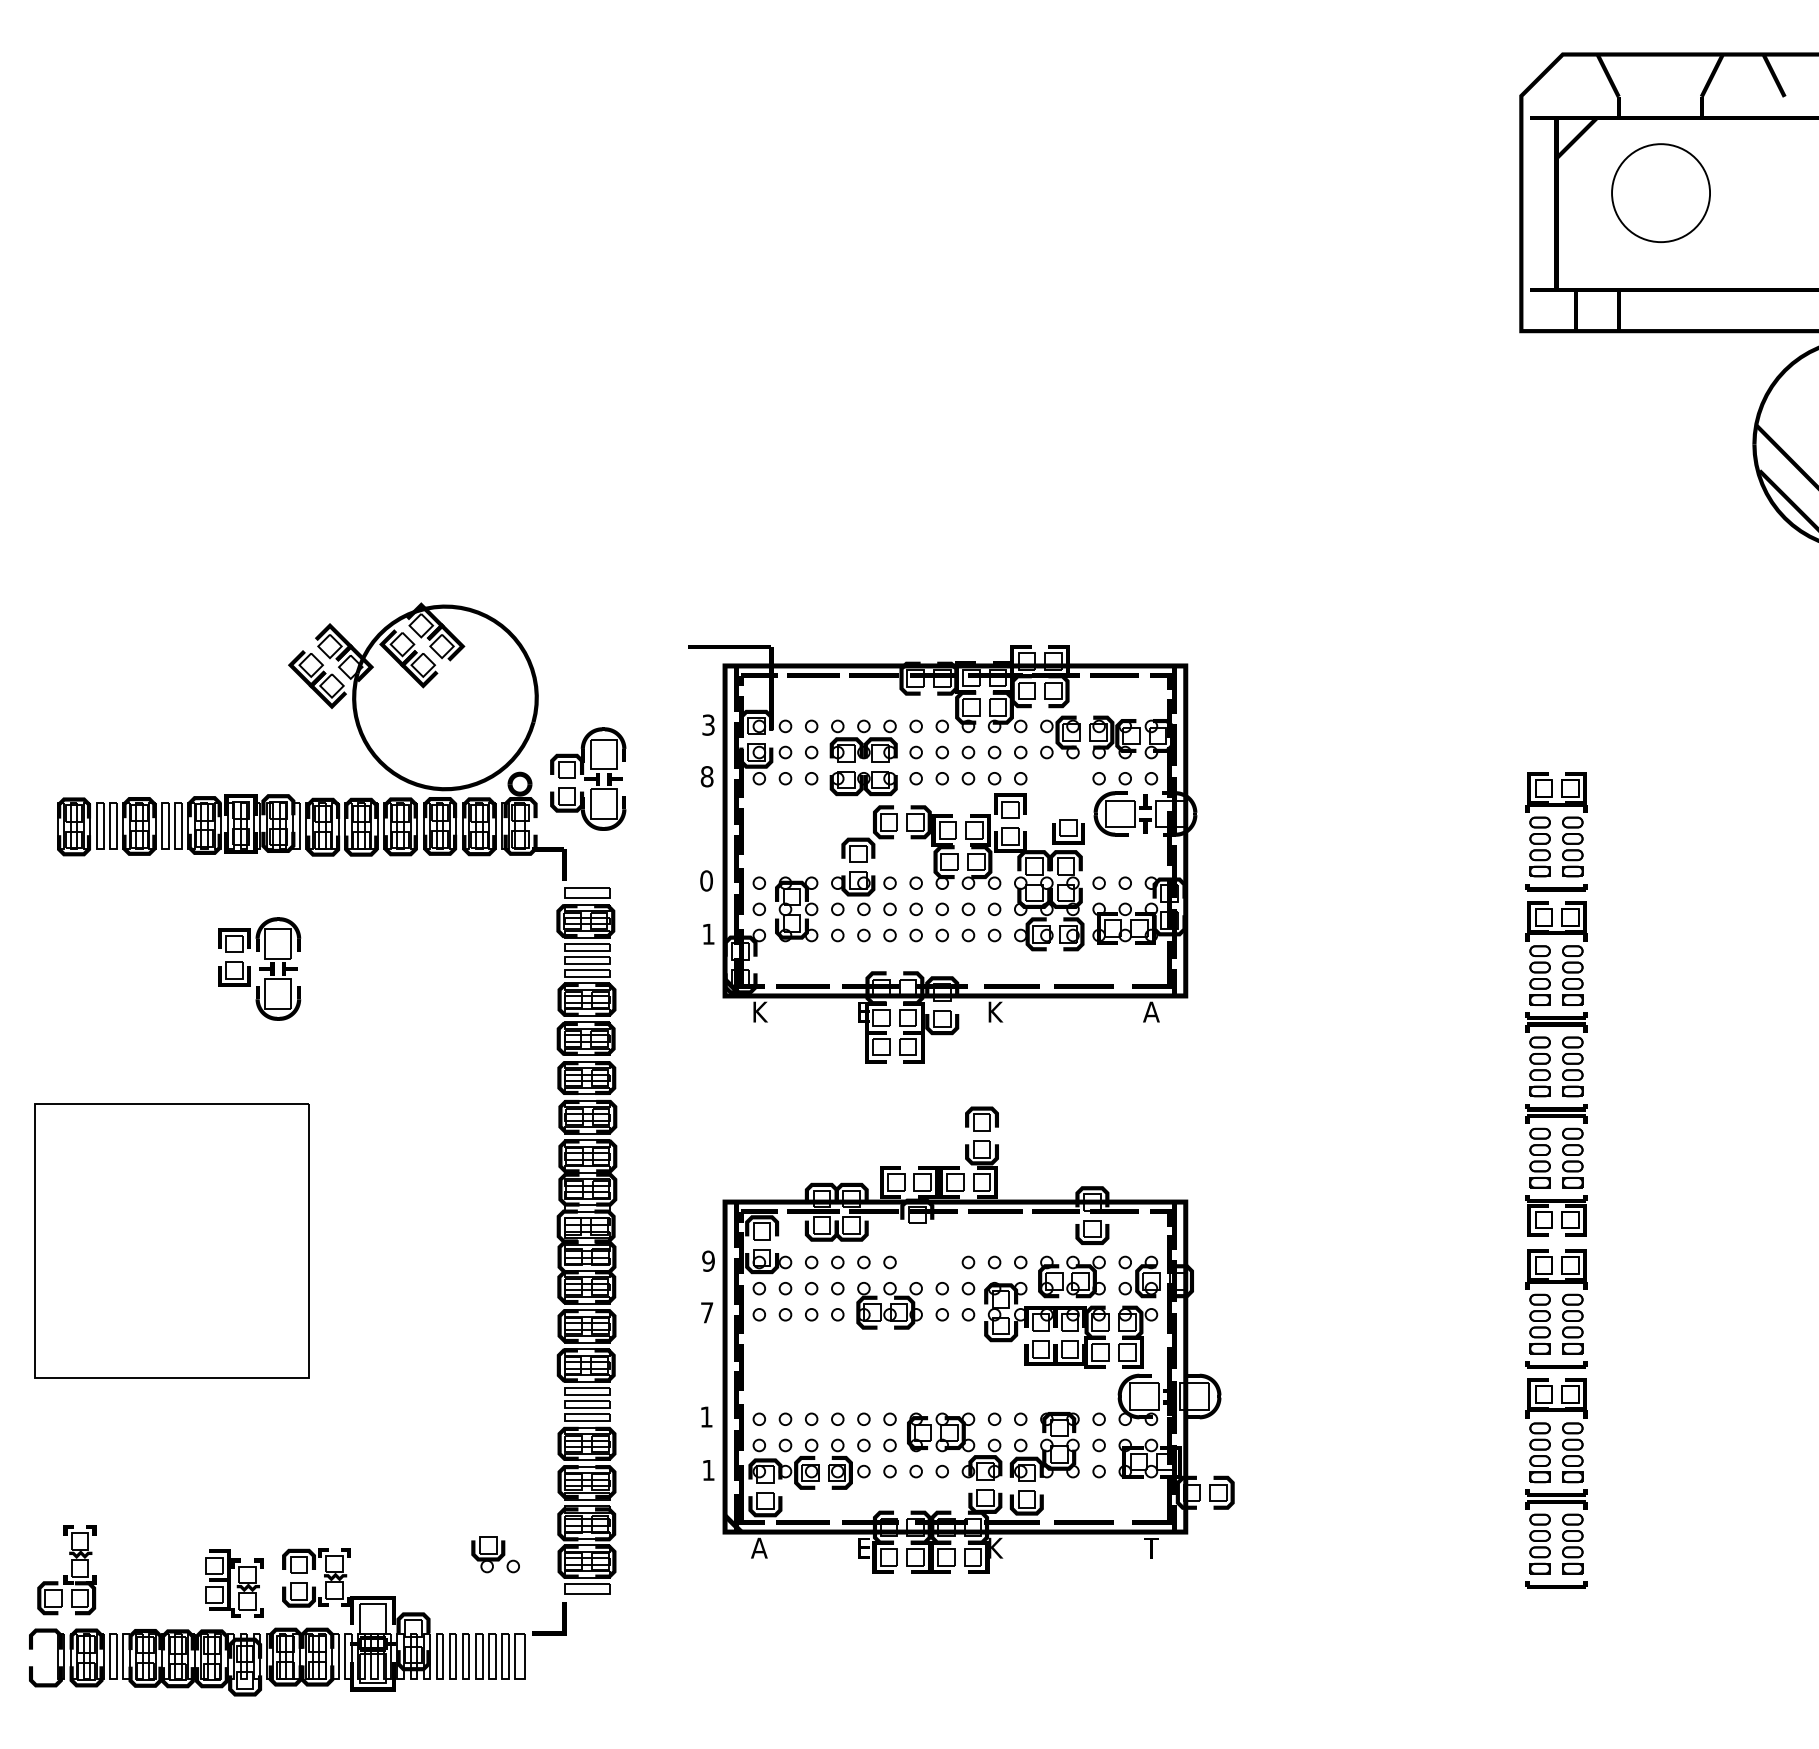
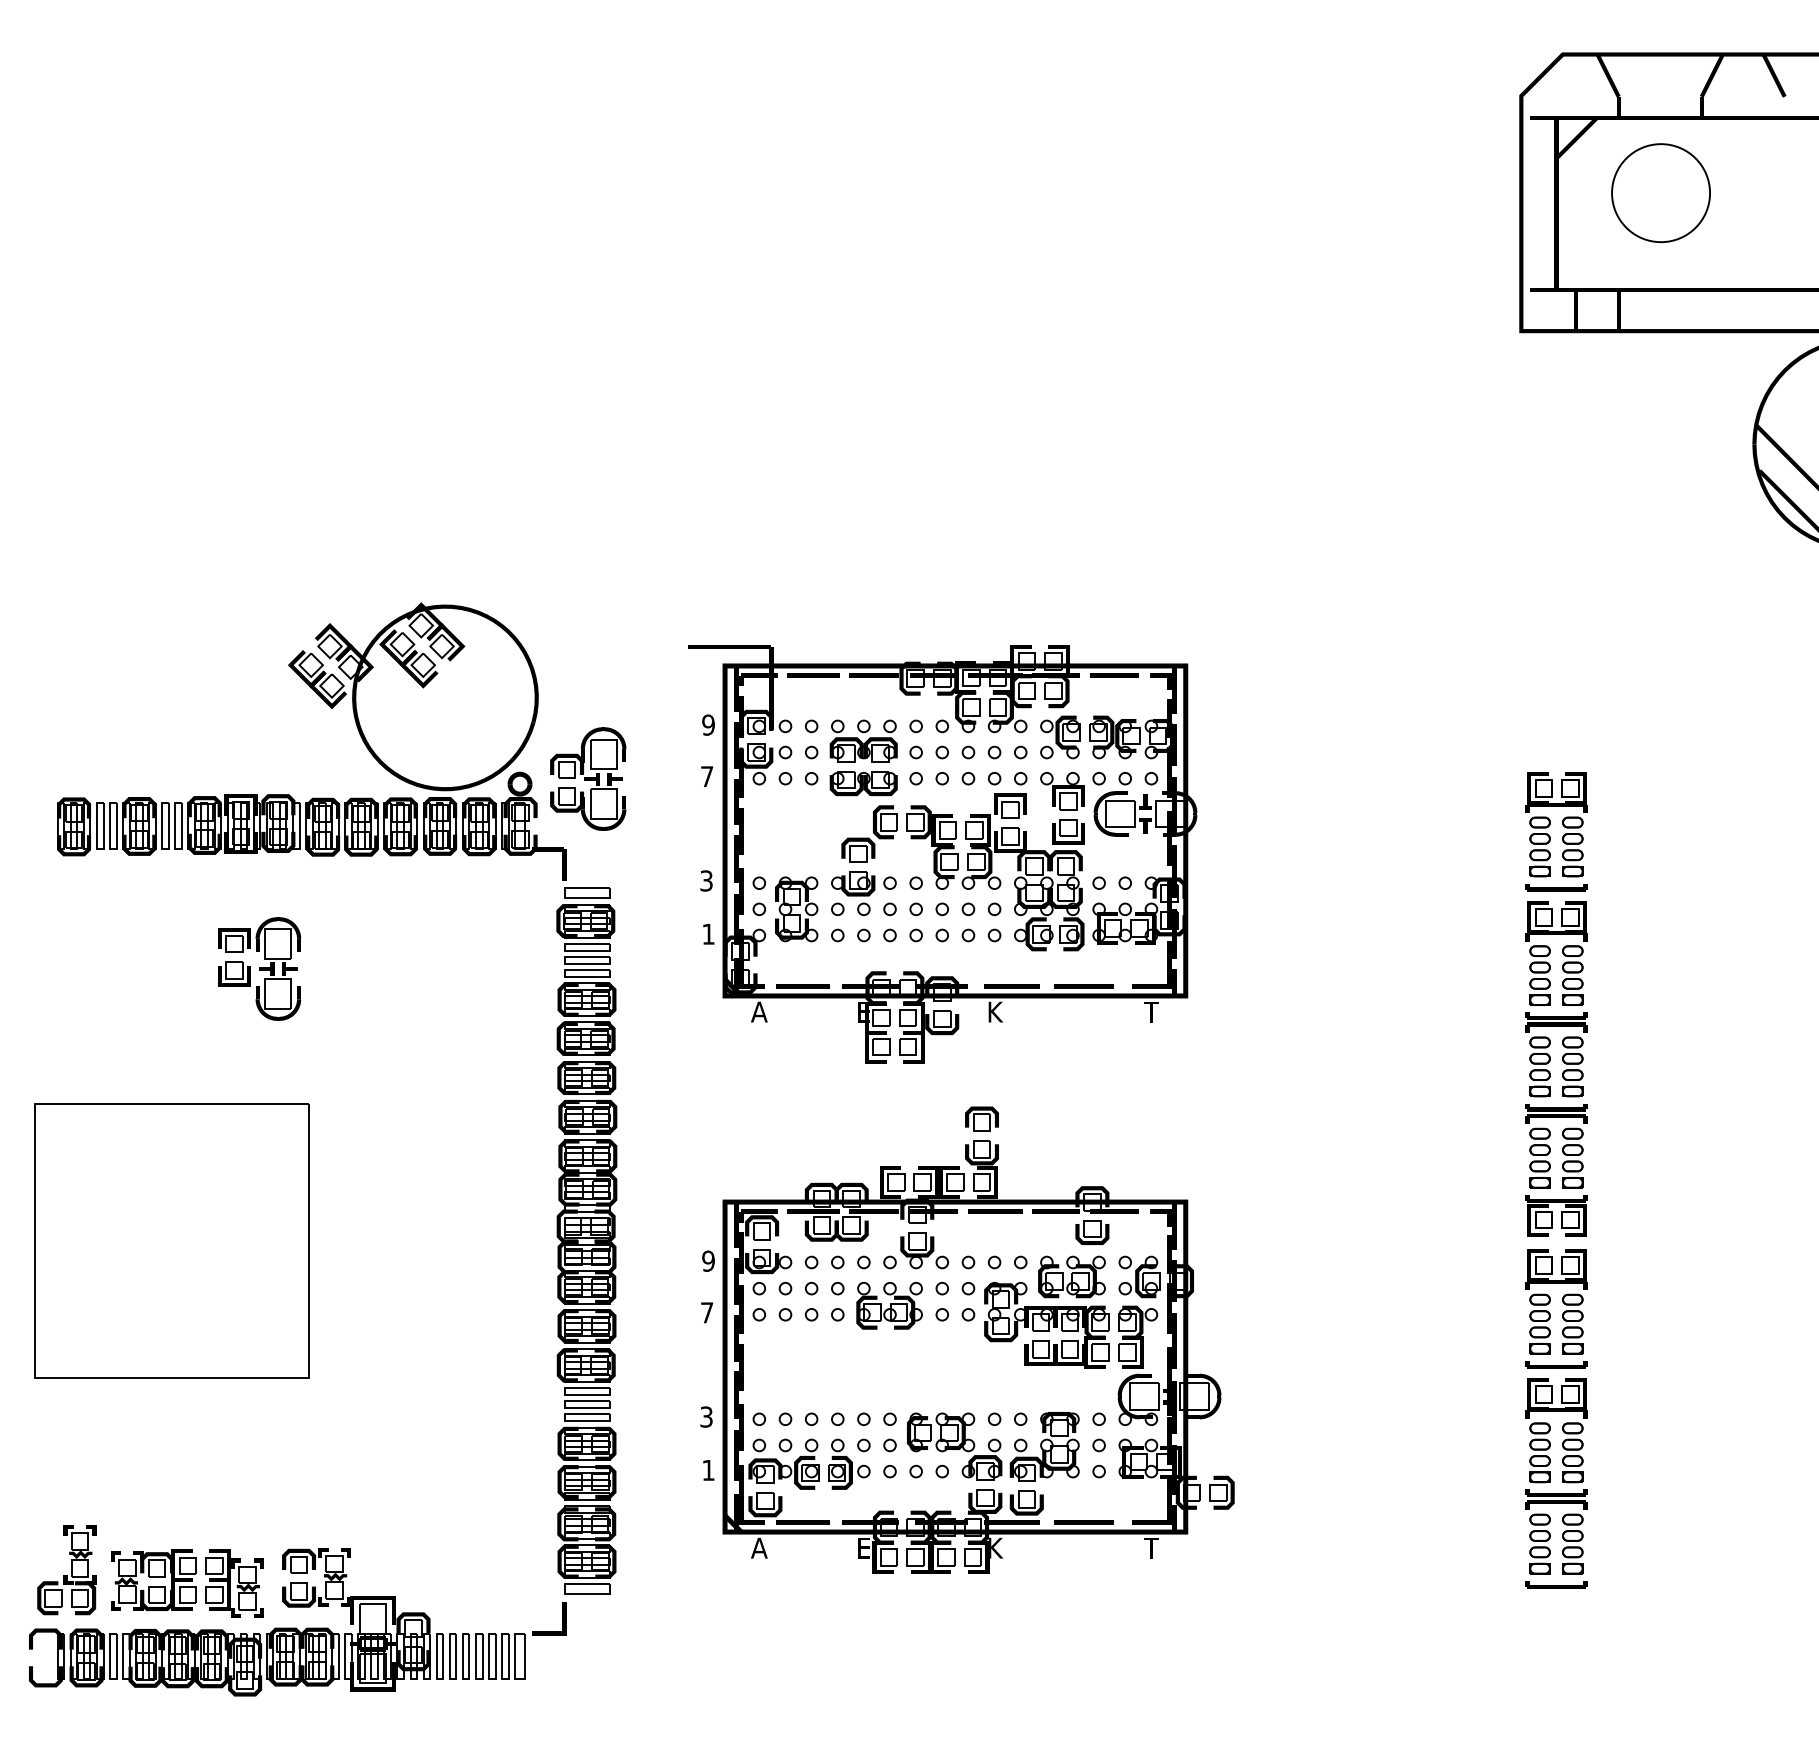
text: 3 -> 9 (708, 724)
text: 8 -> 7 (706, 776)
part: none -> present (1062, 791)
text: 0 -> 3 (706, 880)
text: K -> A (759, 1011)
text: A -> T (1151, 1011)
text: 1 -> 3 (706, 1416)
part position: (495, 1554) -> (924, 1250) (924, 1250)
part: none -> present (153, 1579)
